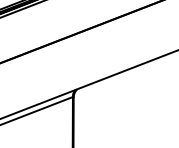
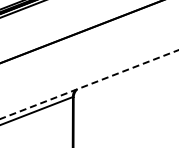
line: solid -> dashed (89, 84)
